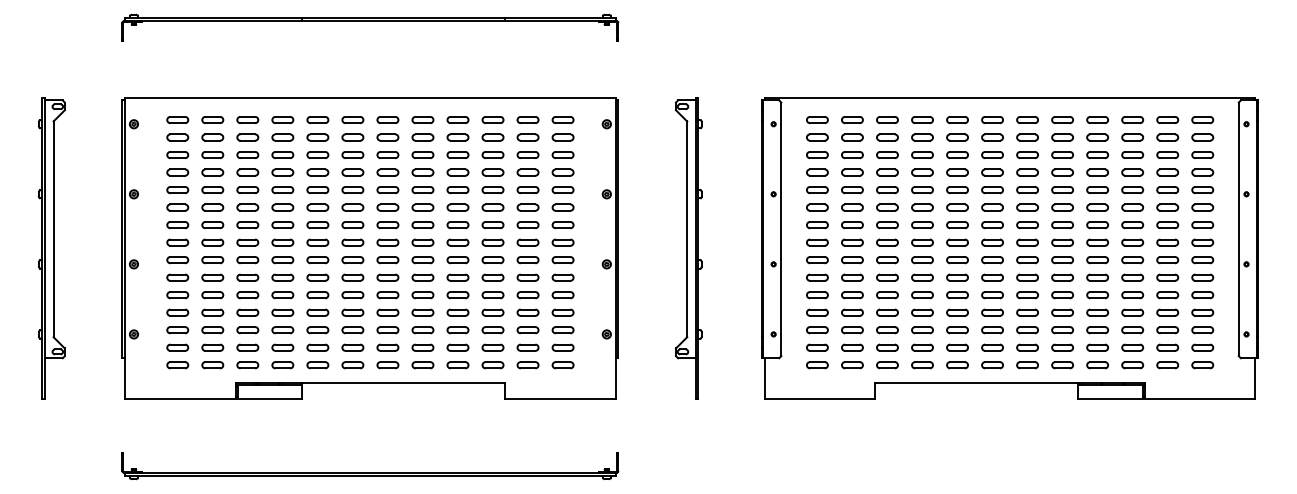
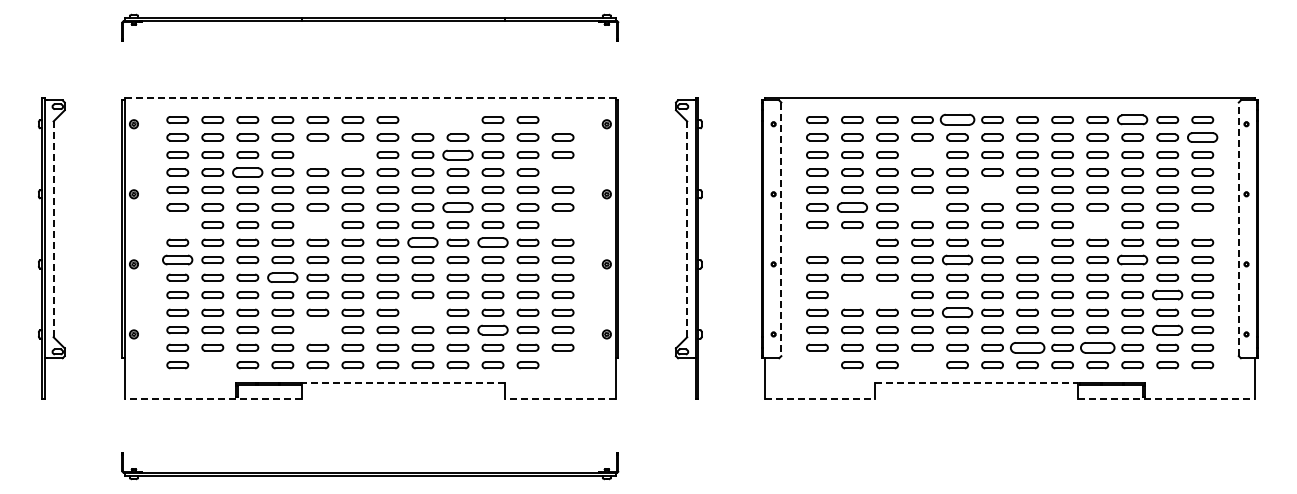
line: solid -> dashed (370, 97)
part: present -> none (422, 119)
part: present -> none (457, 119)
part: present -> none (562, 119)
part size: 23x9 px -> 37x13 px (957, 119)
part size: 24x9 px -> 32x12 px (1132, 119)
part size: 24x9 px -> 32x11 px (1202, 137)
part: present -> none (317, 154)
part: present -> none (352, 154)
part size: 24x8 px -> 32x12 px (457, 154)
part: present -> none (922, 155)
part size: 24x9 px -> 32x11 px (247, 172)
part: present -> none (562, 172)
part: present -> none (992, 190)
part size: 24x9 px -> 32x11 px (457, 207)
part size: 23x9 px -> 32x11 px (851, 207)
part: present -> none (922, 207)
part: present -> none (177, 225)
part: present -> none (317, 225)
part: present -> none (562, 225)
part: present -> none (1097, 225)
part: present -> none (1202, 225)
line: solid -> dashed (53, 229)
line: solid -> dashed (687, 229)
line: solid -> dashed (781, 229)
line: solid -> dashed (1238, 229)
part size: 24x9 px -> 32x11 px (422, 242)
part size: 24x9 px -> 32x11 px (492, 242)
part: present -> none (817, 242)
part: present -> none (852, 242)
part: present -> none (1027, 242)
part size: 24x9 px -> 32x12 px (177, 259)
part size: 23x9 px -> 32x12 px (957, 259)
part size: 24x9 px -> 32x12 px (1132, 259)
part size: 24x9 px -> 32x11 px (282, 277)
part: present -> none (852, 295)
part: present -> none (887, 295)
part size: 24x9 px -> 32x12 px (1167, 294)
part: present -> none (422, 312)
part size: 23x9 px -> 32x12 px (957, 312)
part: present -> none (317, 330)
part size: 24x9 px -> 32x12 px (492, 329)
part size: 24x9 px -> 32x12 px (1167, 329)
part size: 23x9 px -> 36x12 px (1027, 347)
part size: 23x9 px -> 36x12 px (1097, 347)
part: present -> none (212, 365)
part: present -> none (562, 365)
part: present -> none (817, 365)
part: present -> none (922, 365)
line: solid -> dashed (403, 382)
line: solid -> dashed (976, 382)
line: solid -> dashed (213, 398)
line: solid -> dashed (559, 398)
line: solid -> dashed (820, 398)
line: solid -> dashed (1167, 398)
